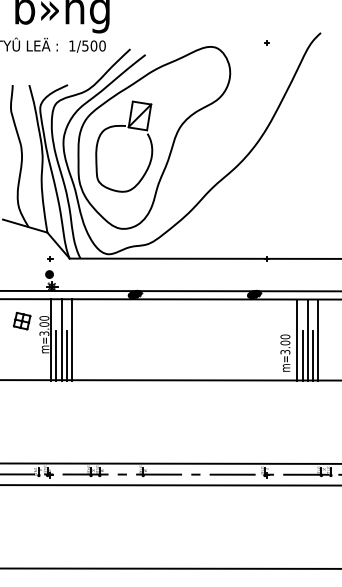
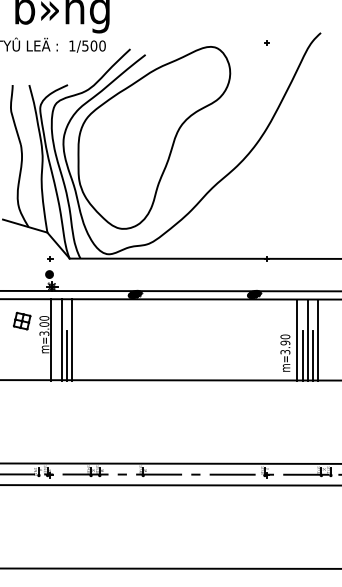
part: present -> none (128, 128)
text: m=3.00 -> m=3.90 (285, 342)
line: present -> none (56, 355)
